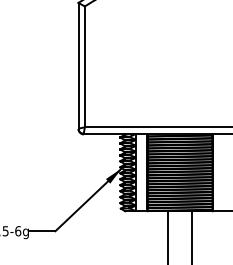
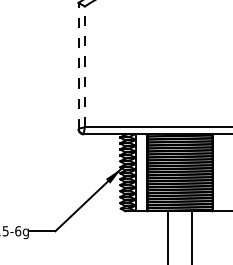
line: solid -> dashed (78, 65)
line: solid -> dashed (84, 66)
